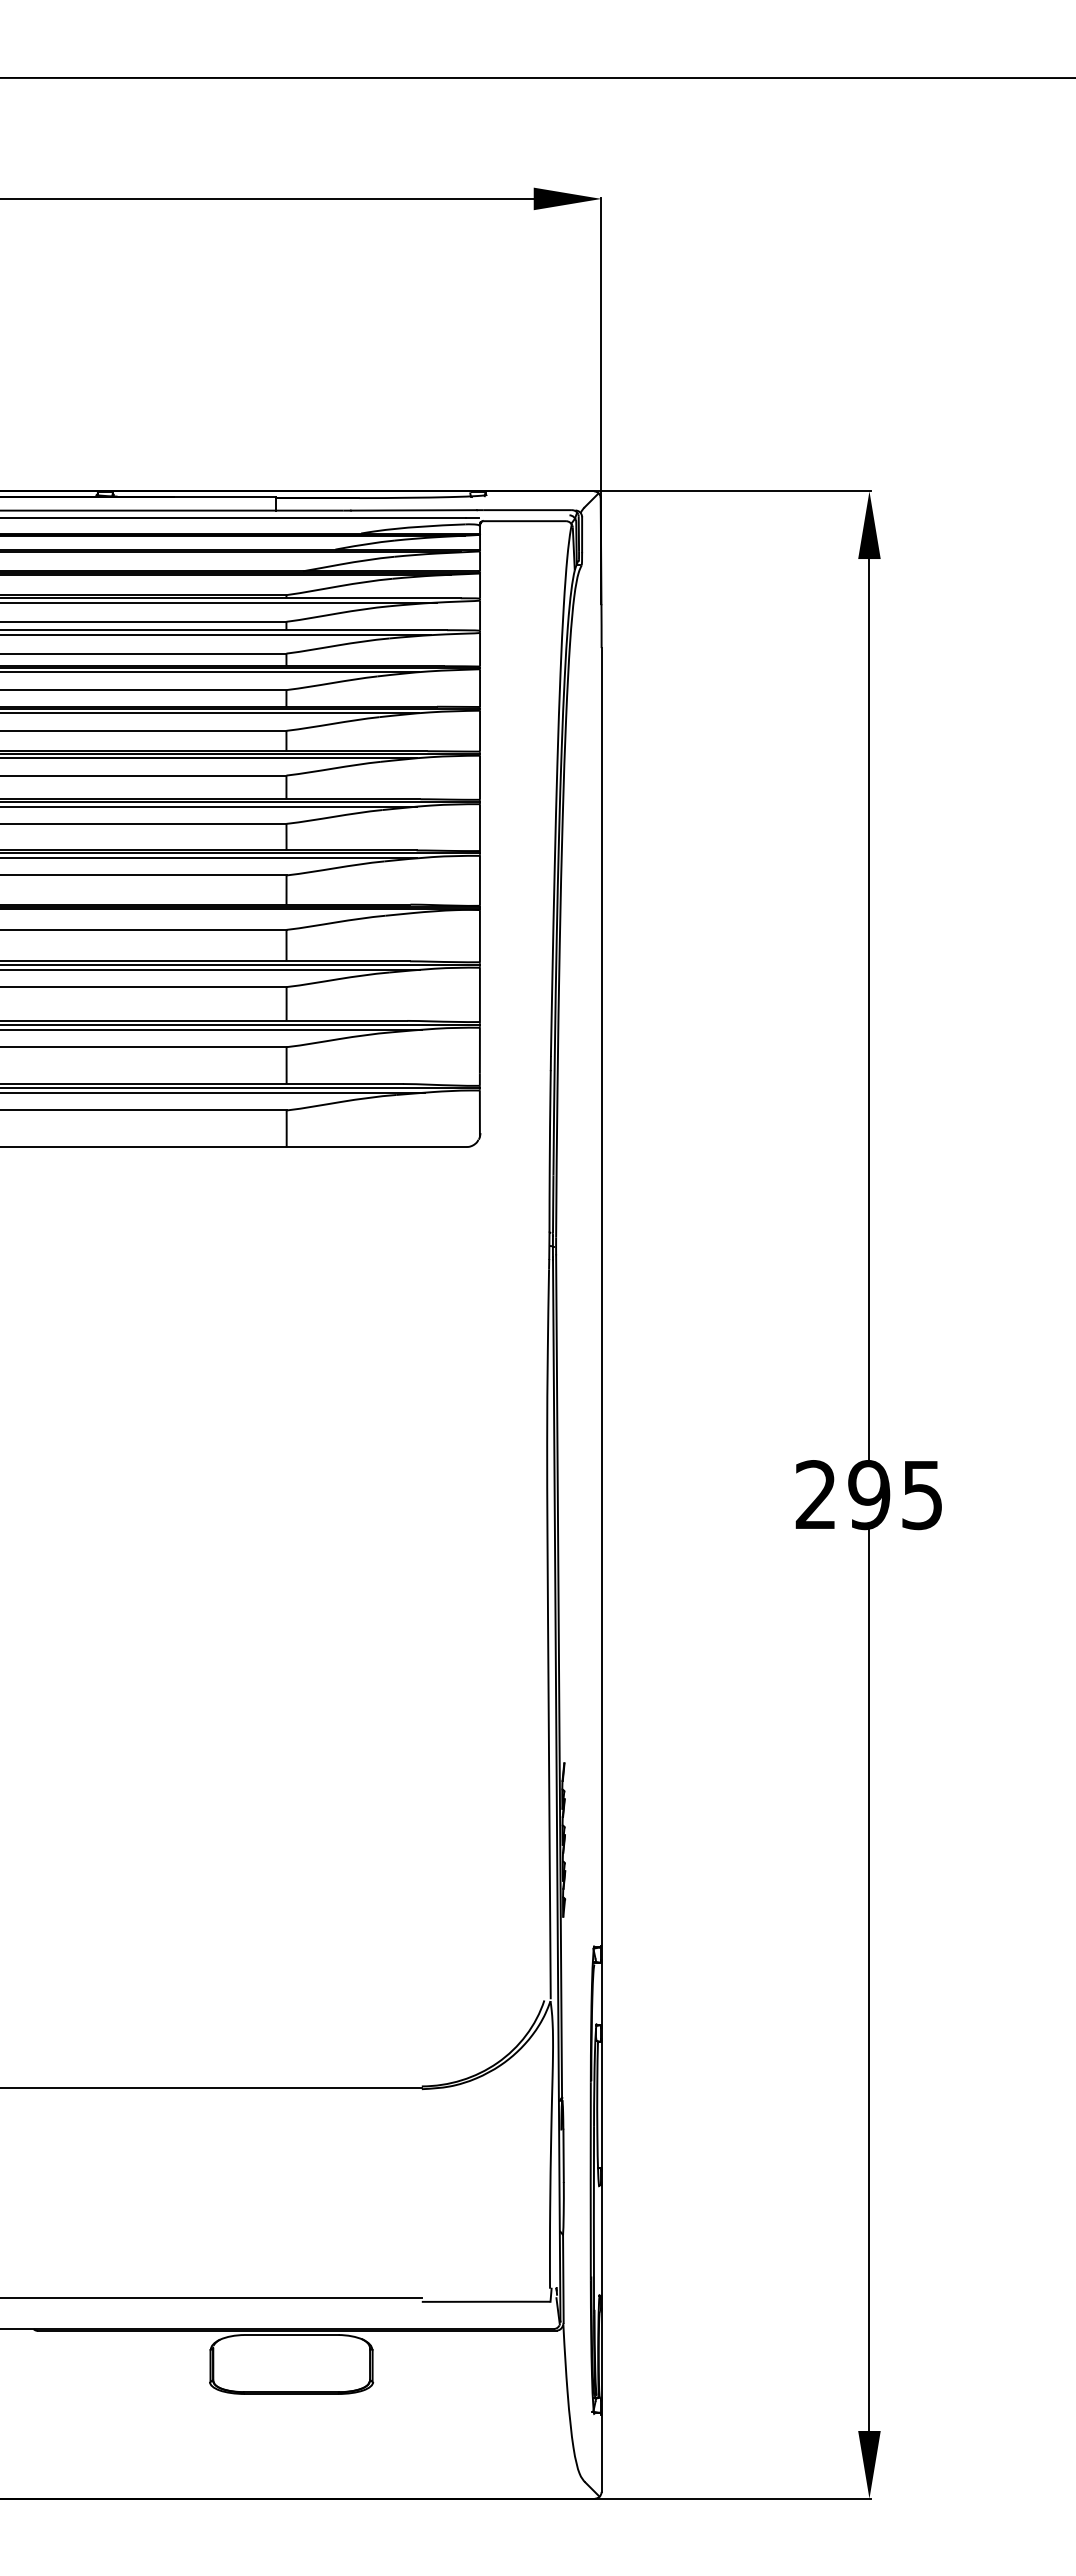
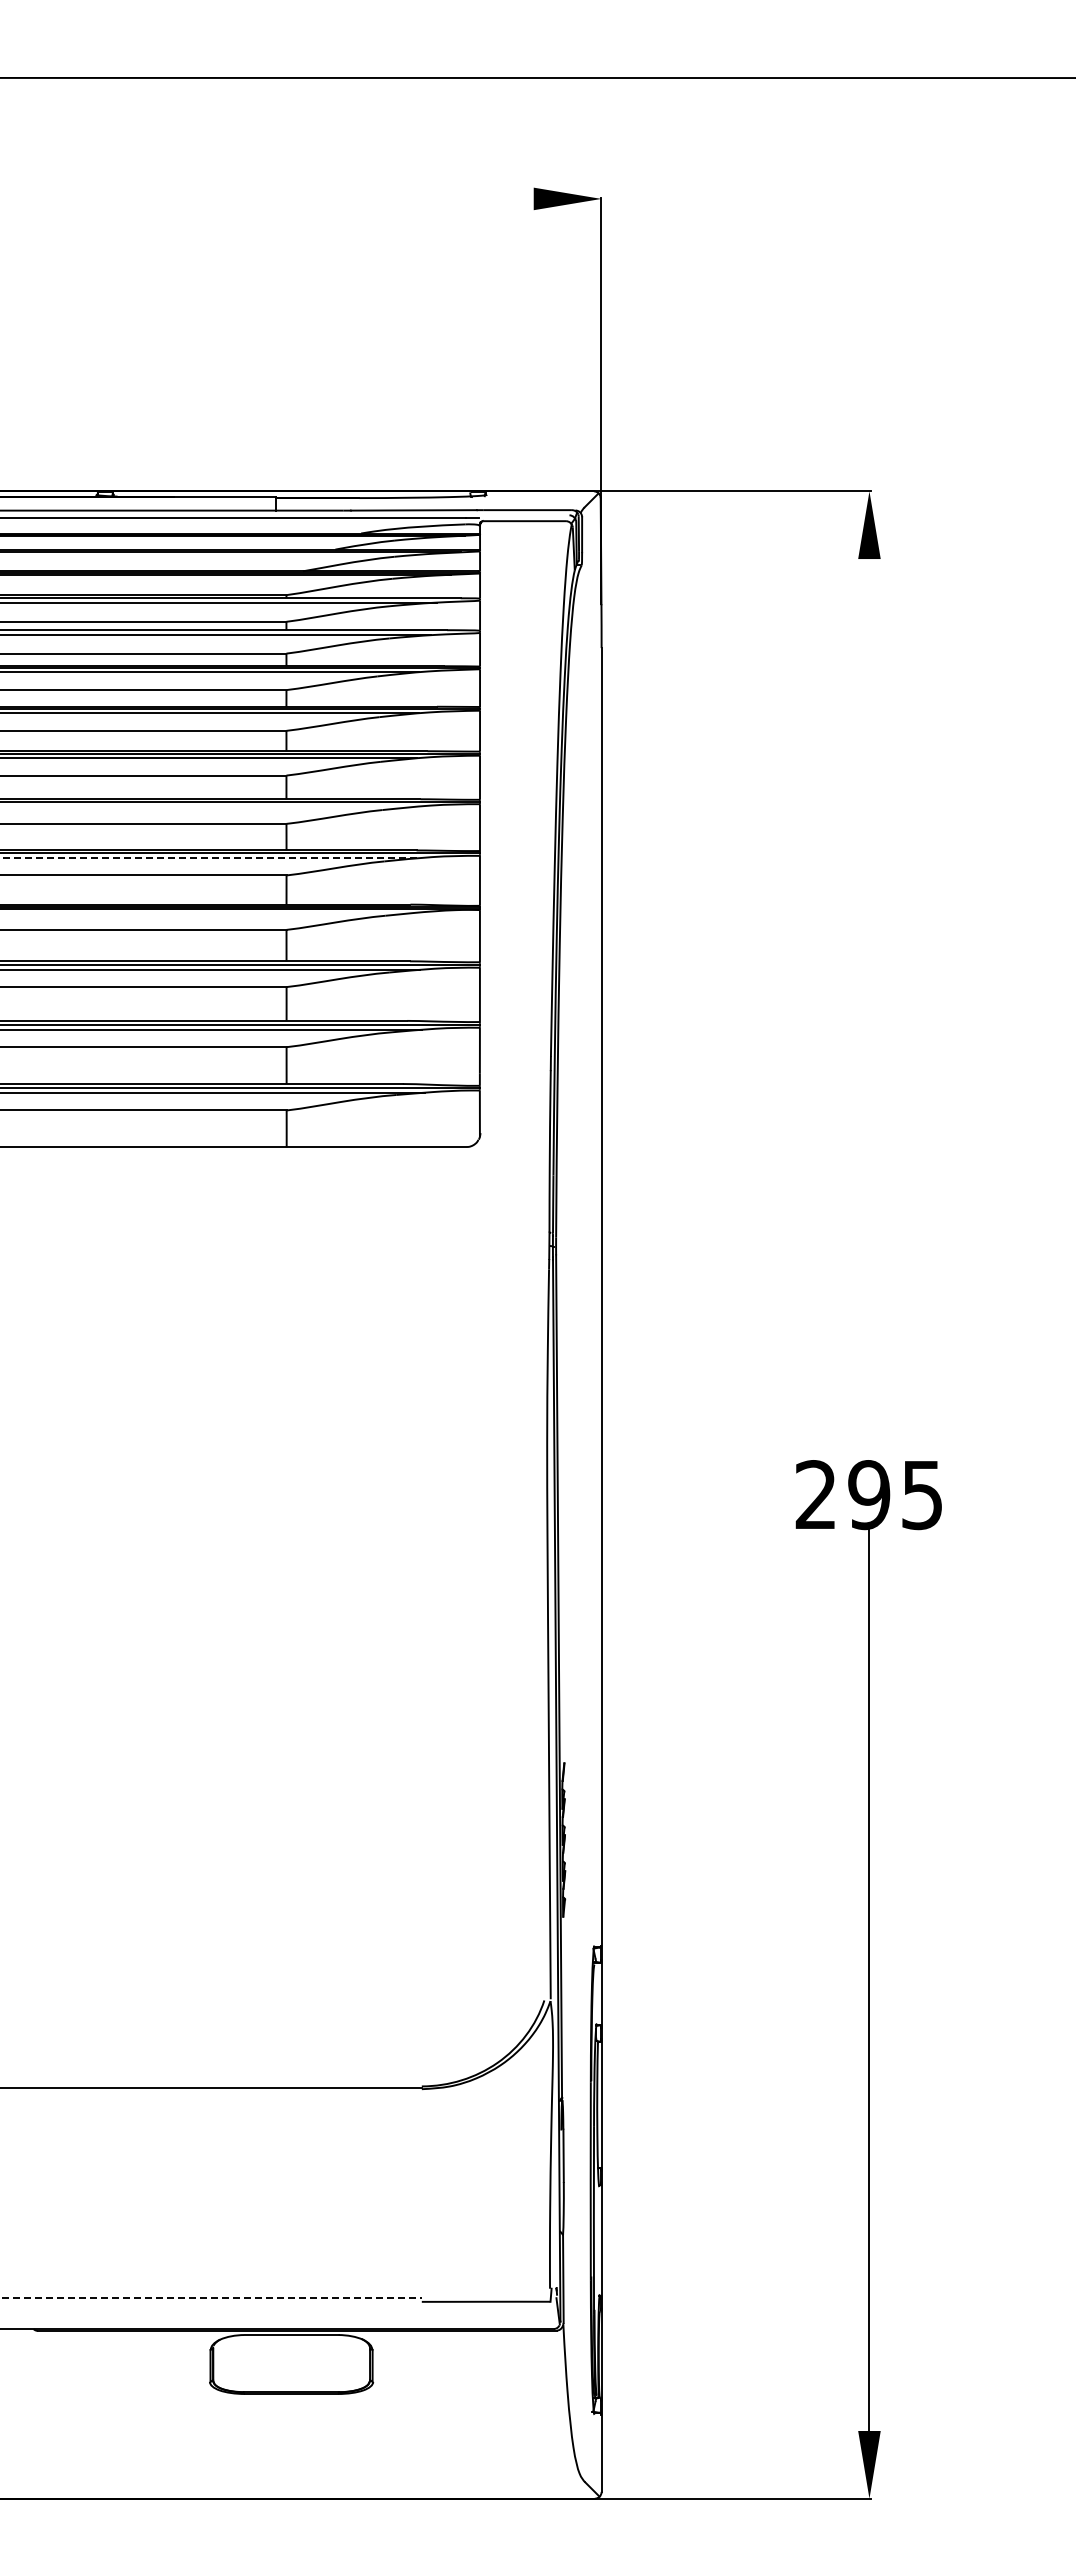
line: present -> none (267, 198)
line: present -> none (209, 806)
line: solid -> dashed (208, 858)
line: present -> none (869, 1009)
line: solid -> dashed (211, 2297)
